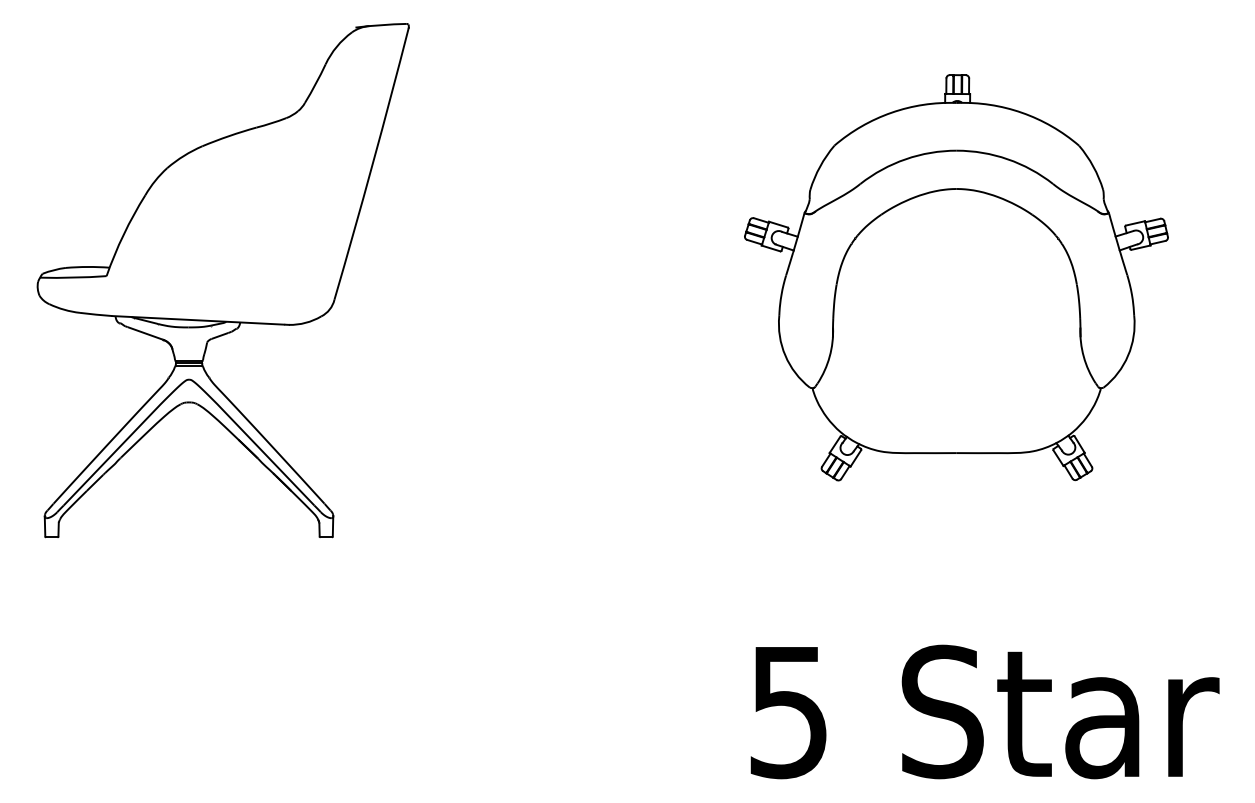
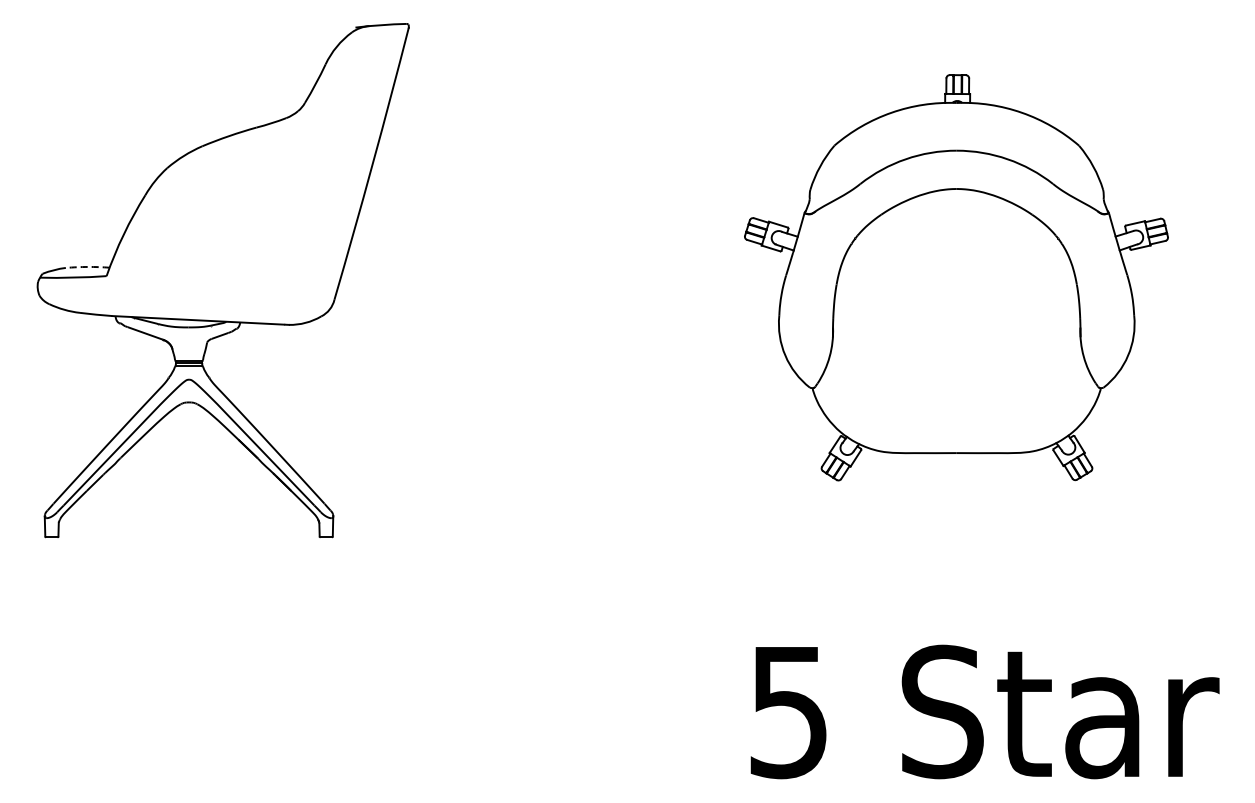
arc: solid -> dashed (87, 266)
